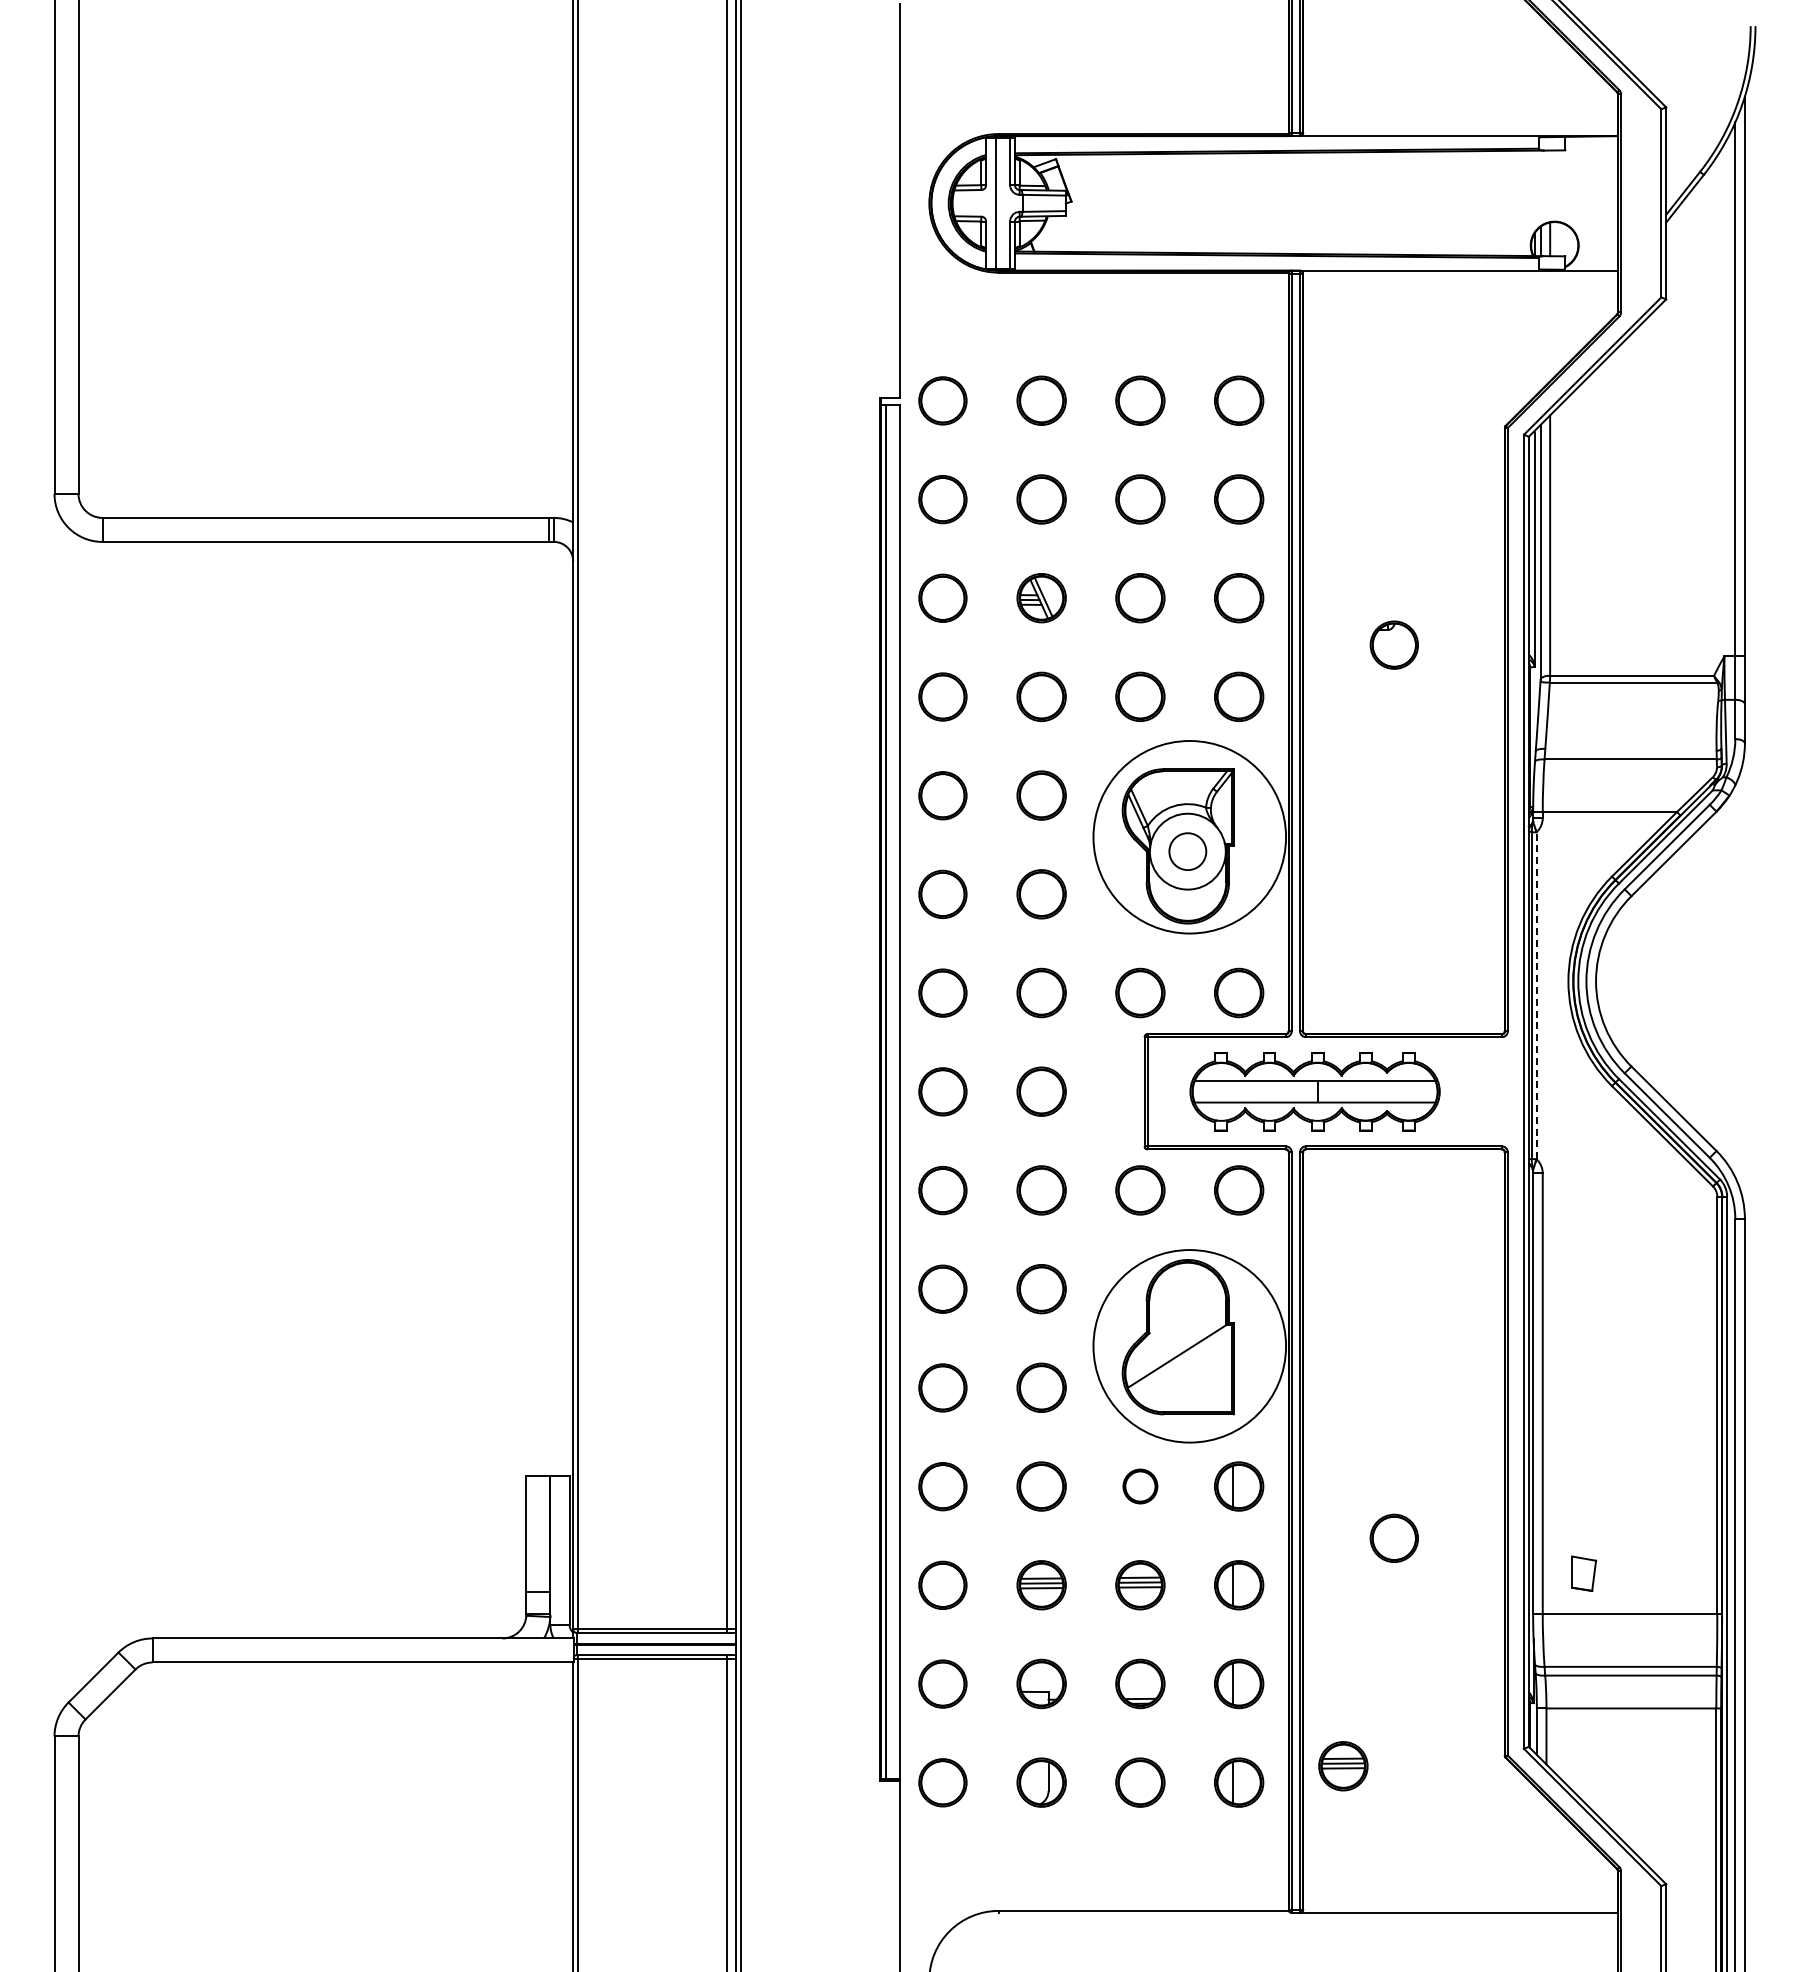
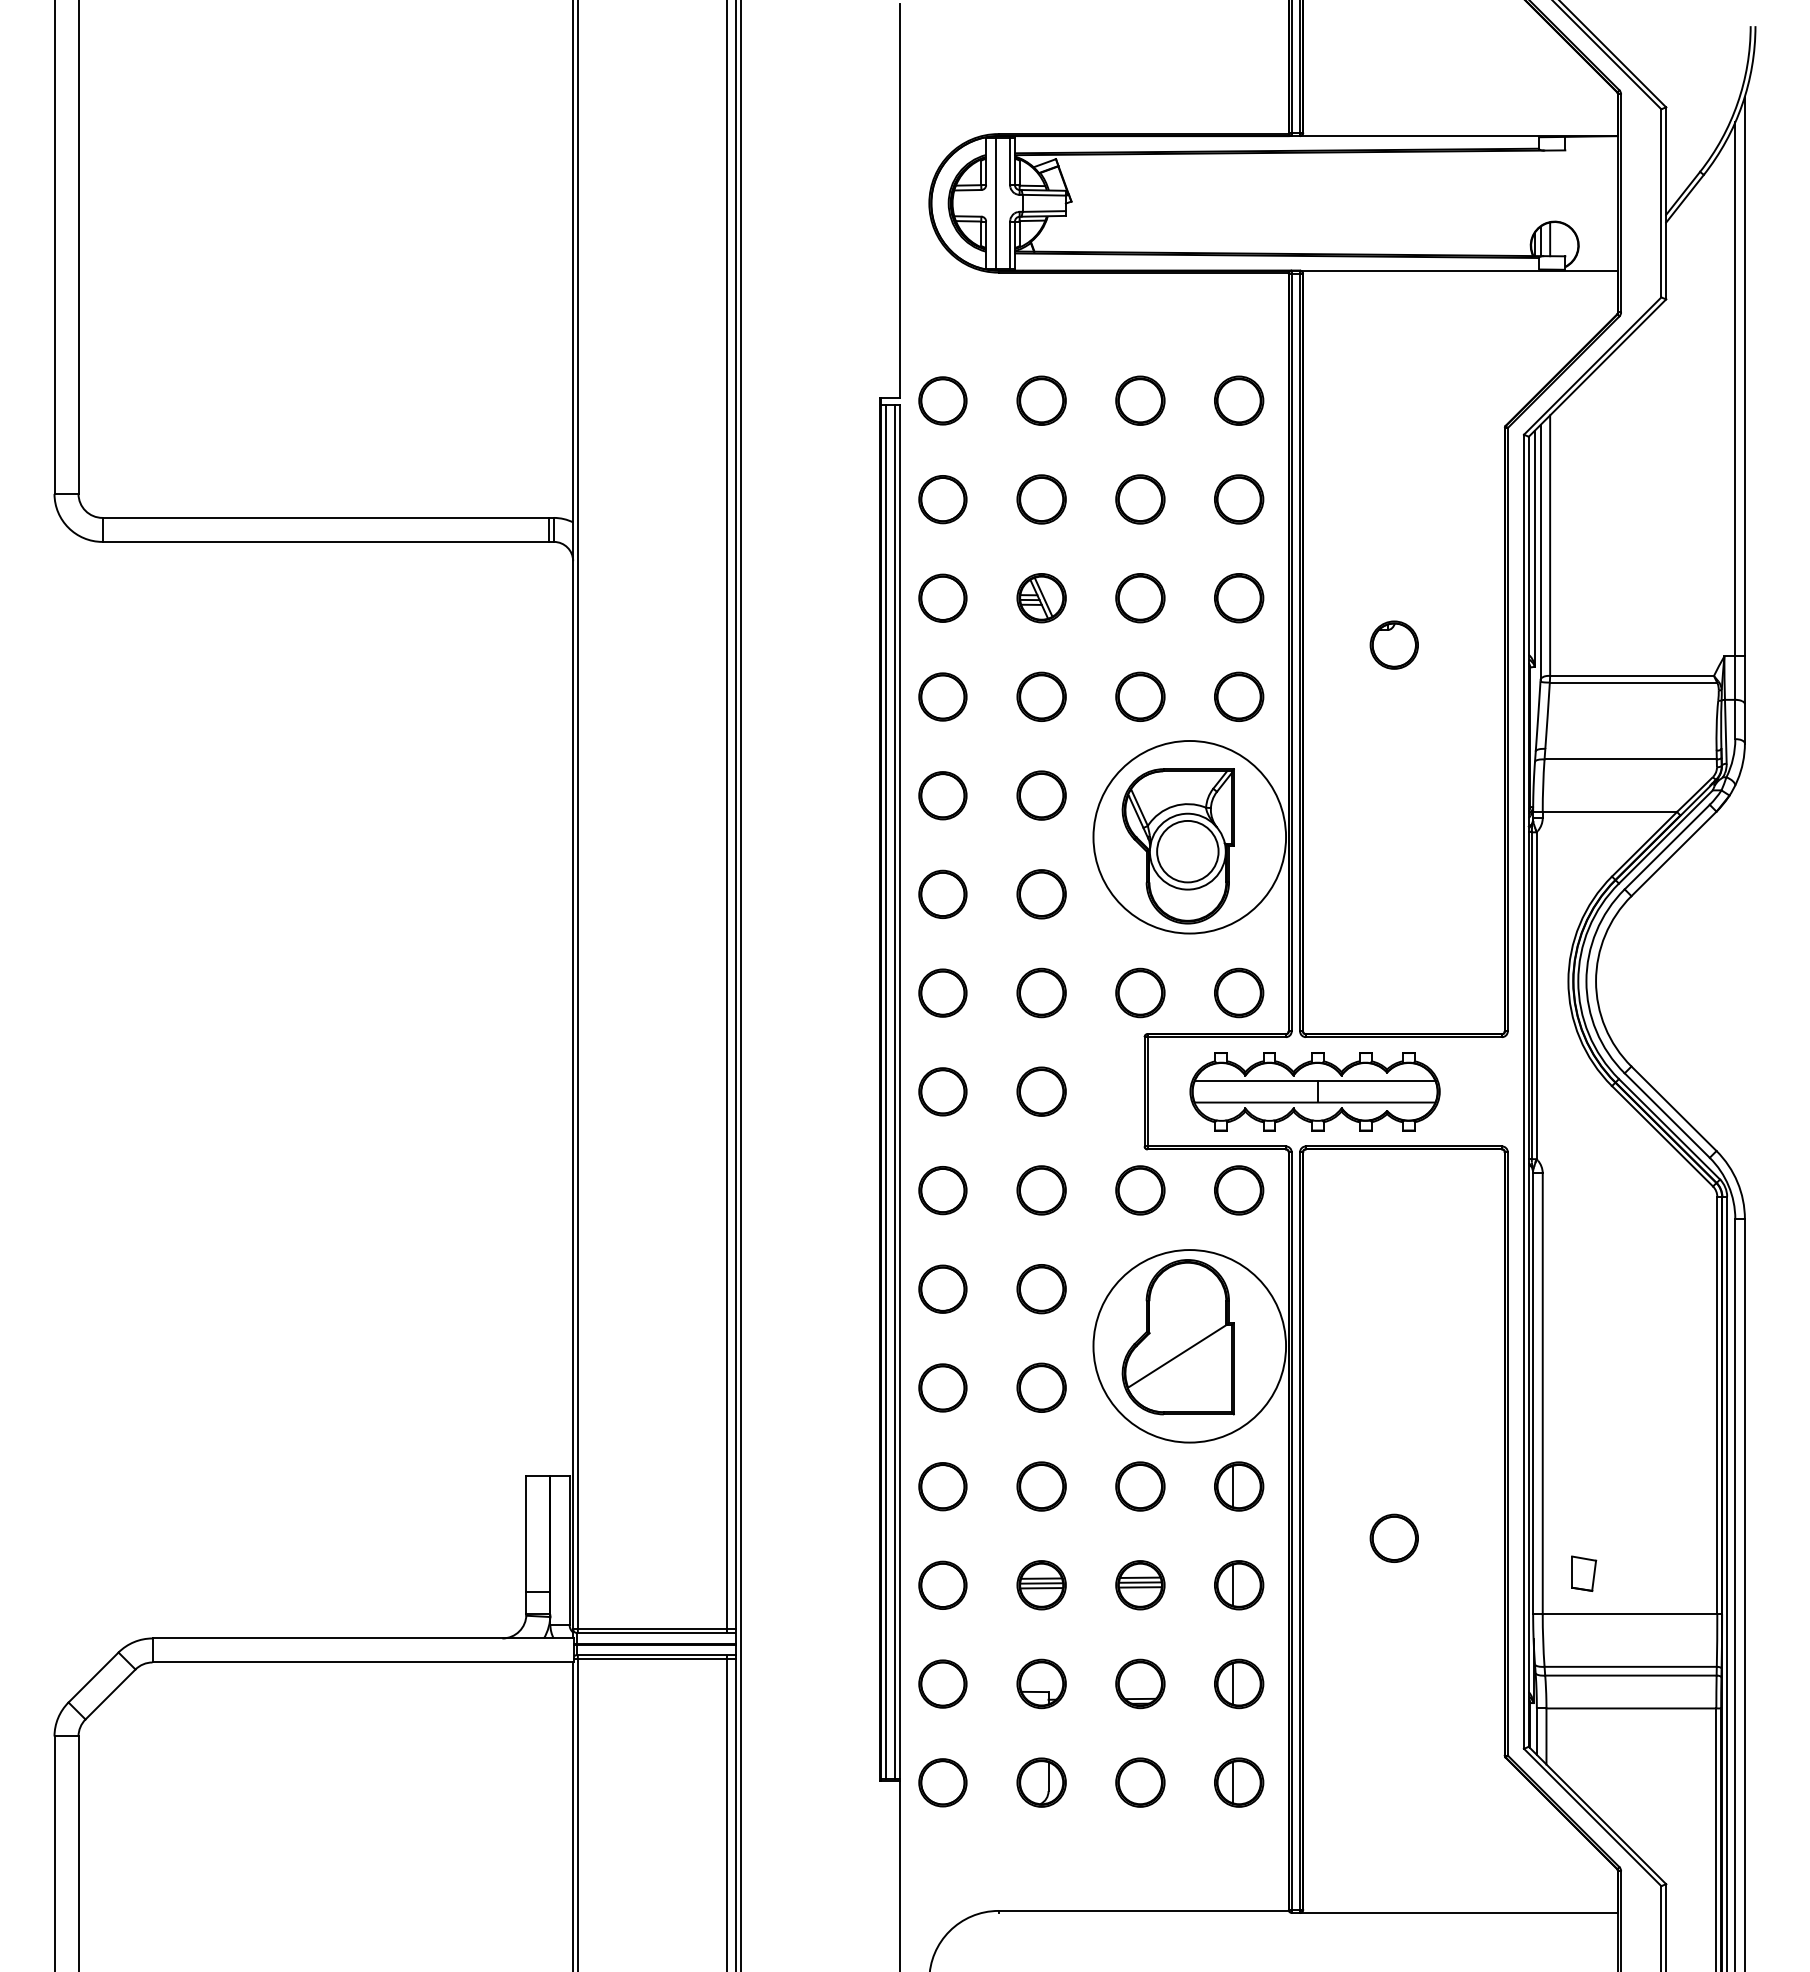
circle diameter: 37 px -> 61 px (1187, 851)
line: dashed -> solid (1536, 995)
line: none -> present (895, 1091)
part size: 37x37 px -> 51x51 px (1140, 1486)
part: present -> none (1343, 1766)
